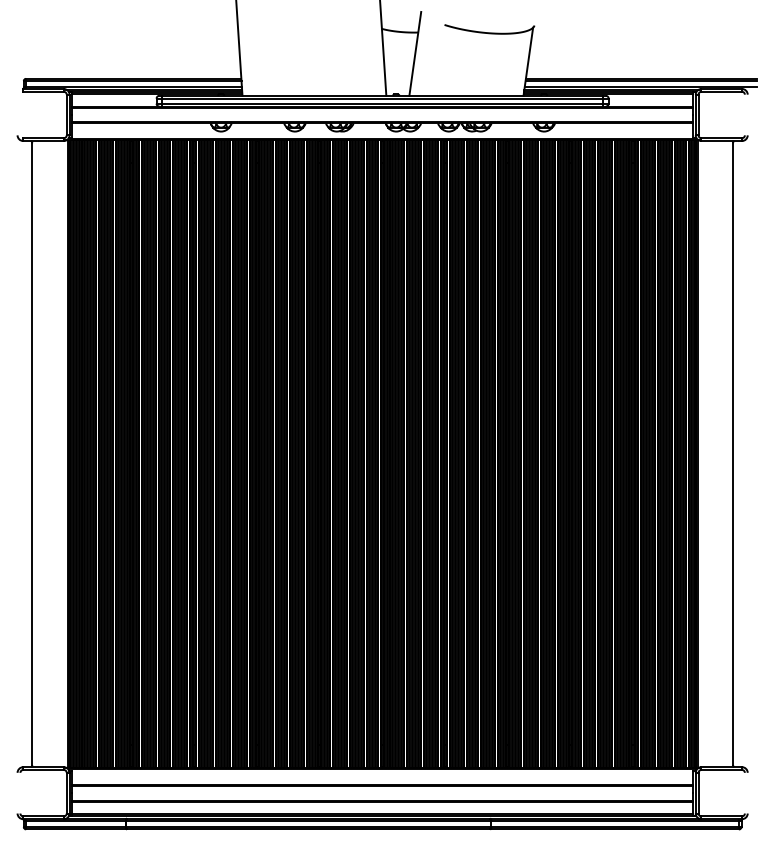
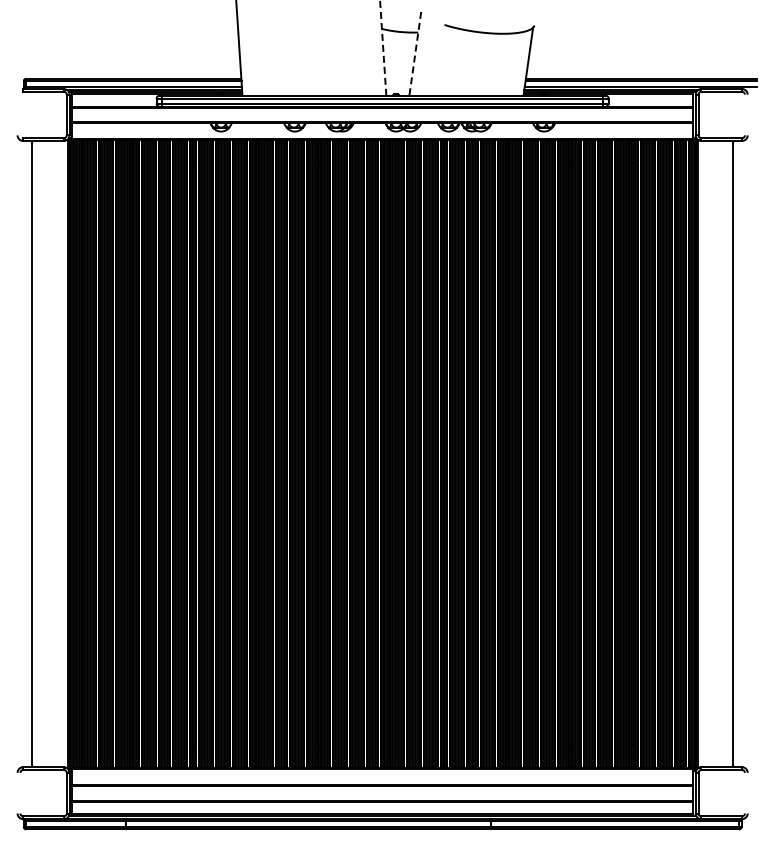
line: solid -> dashed (383, 48)
line: solid -> dashed (415, 54)
